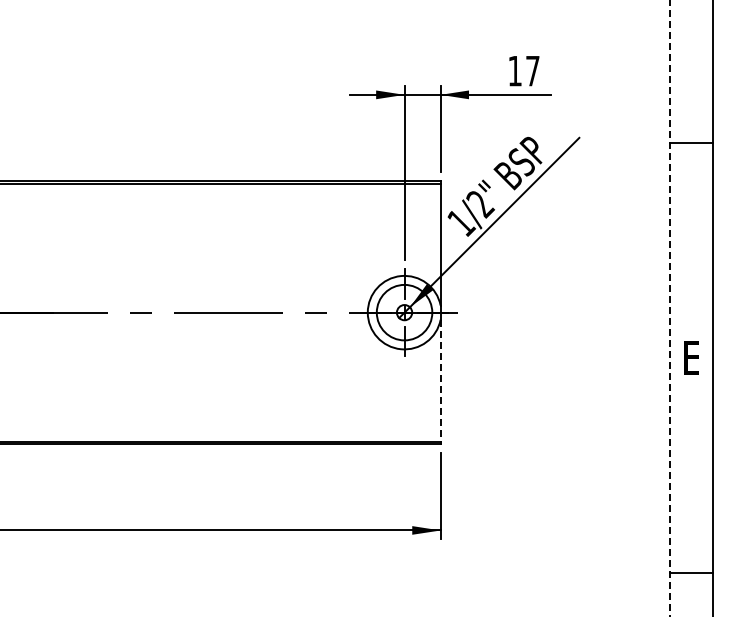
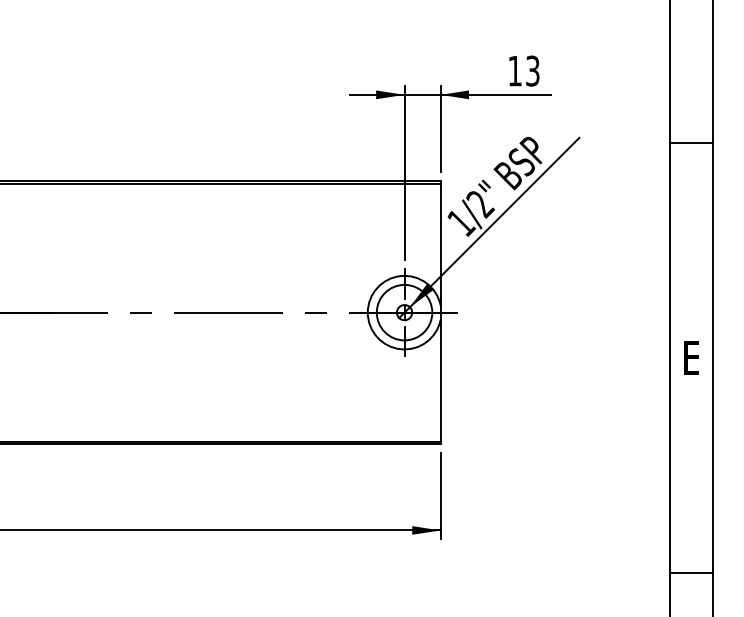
text: 17 -> 13 (532, 70)
line: dashed -> solid (669, 308)
line: dashed -> solid (440, 380)
